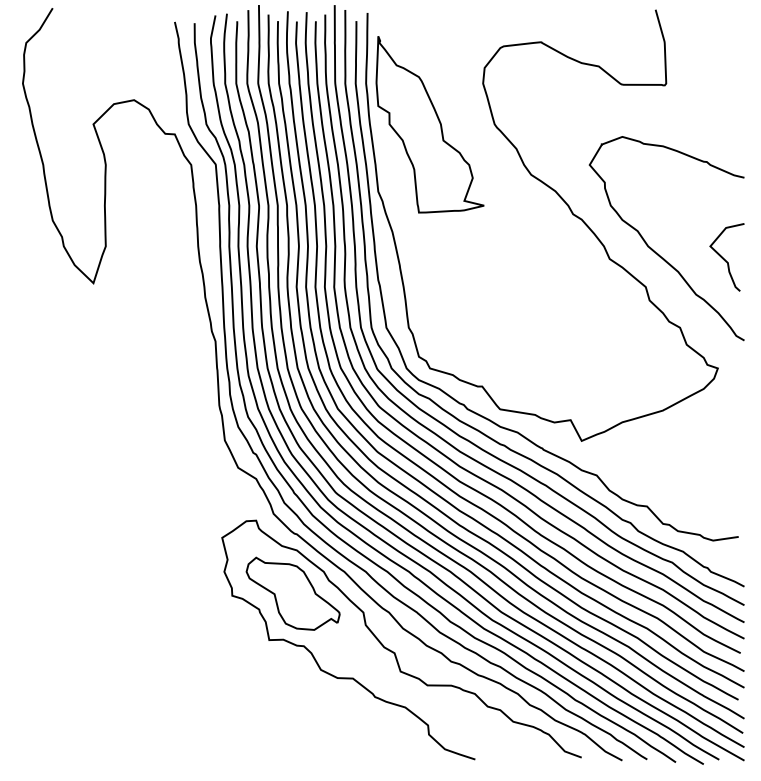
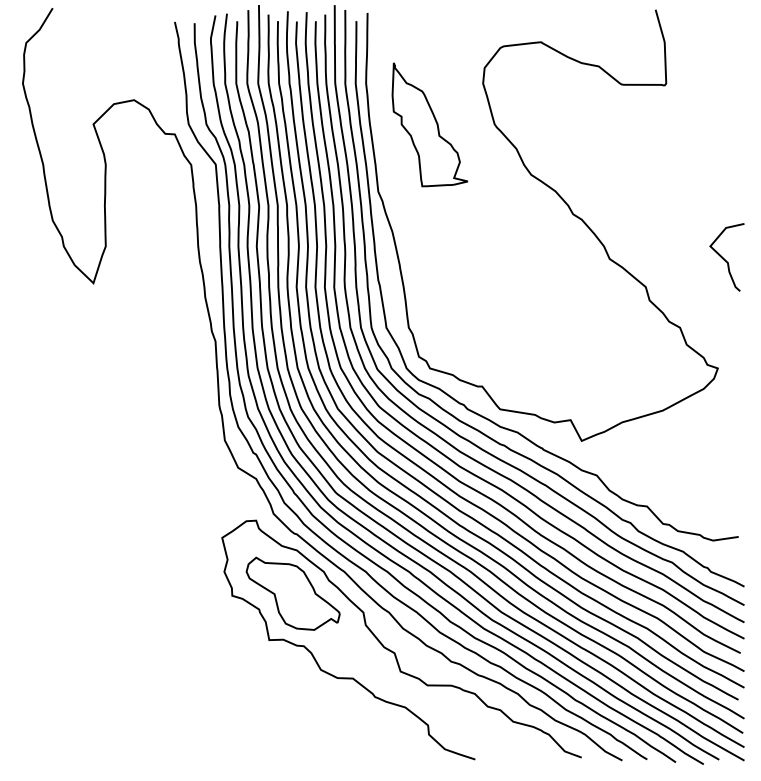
part size: 110x178 px -> 78x126 px (429, 124)
curve: present -> none (654, 250)
